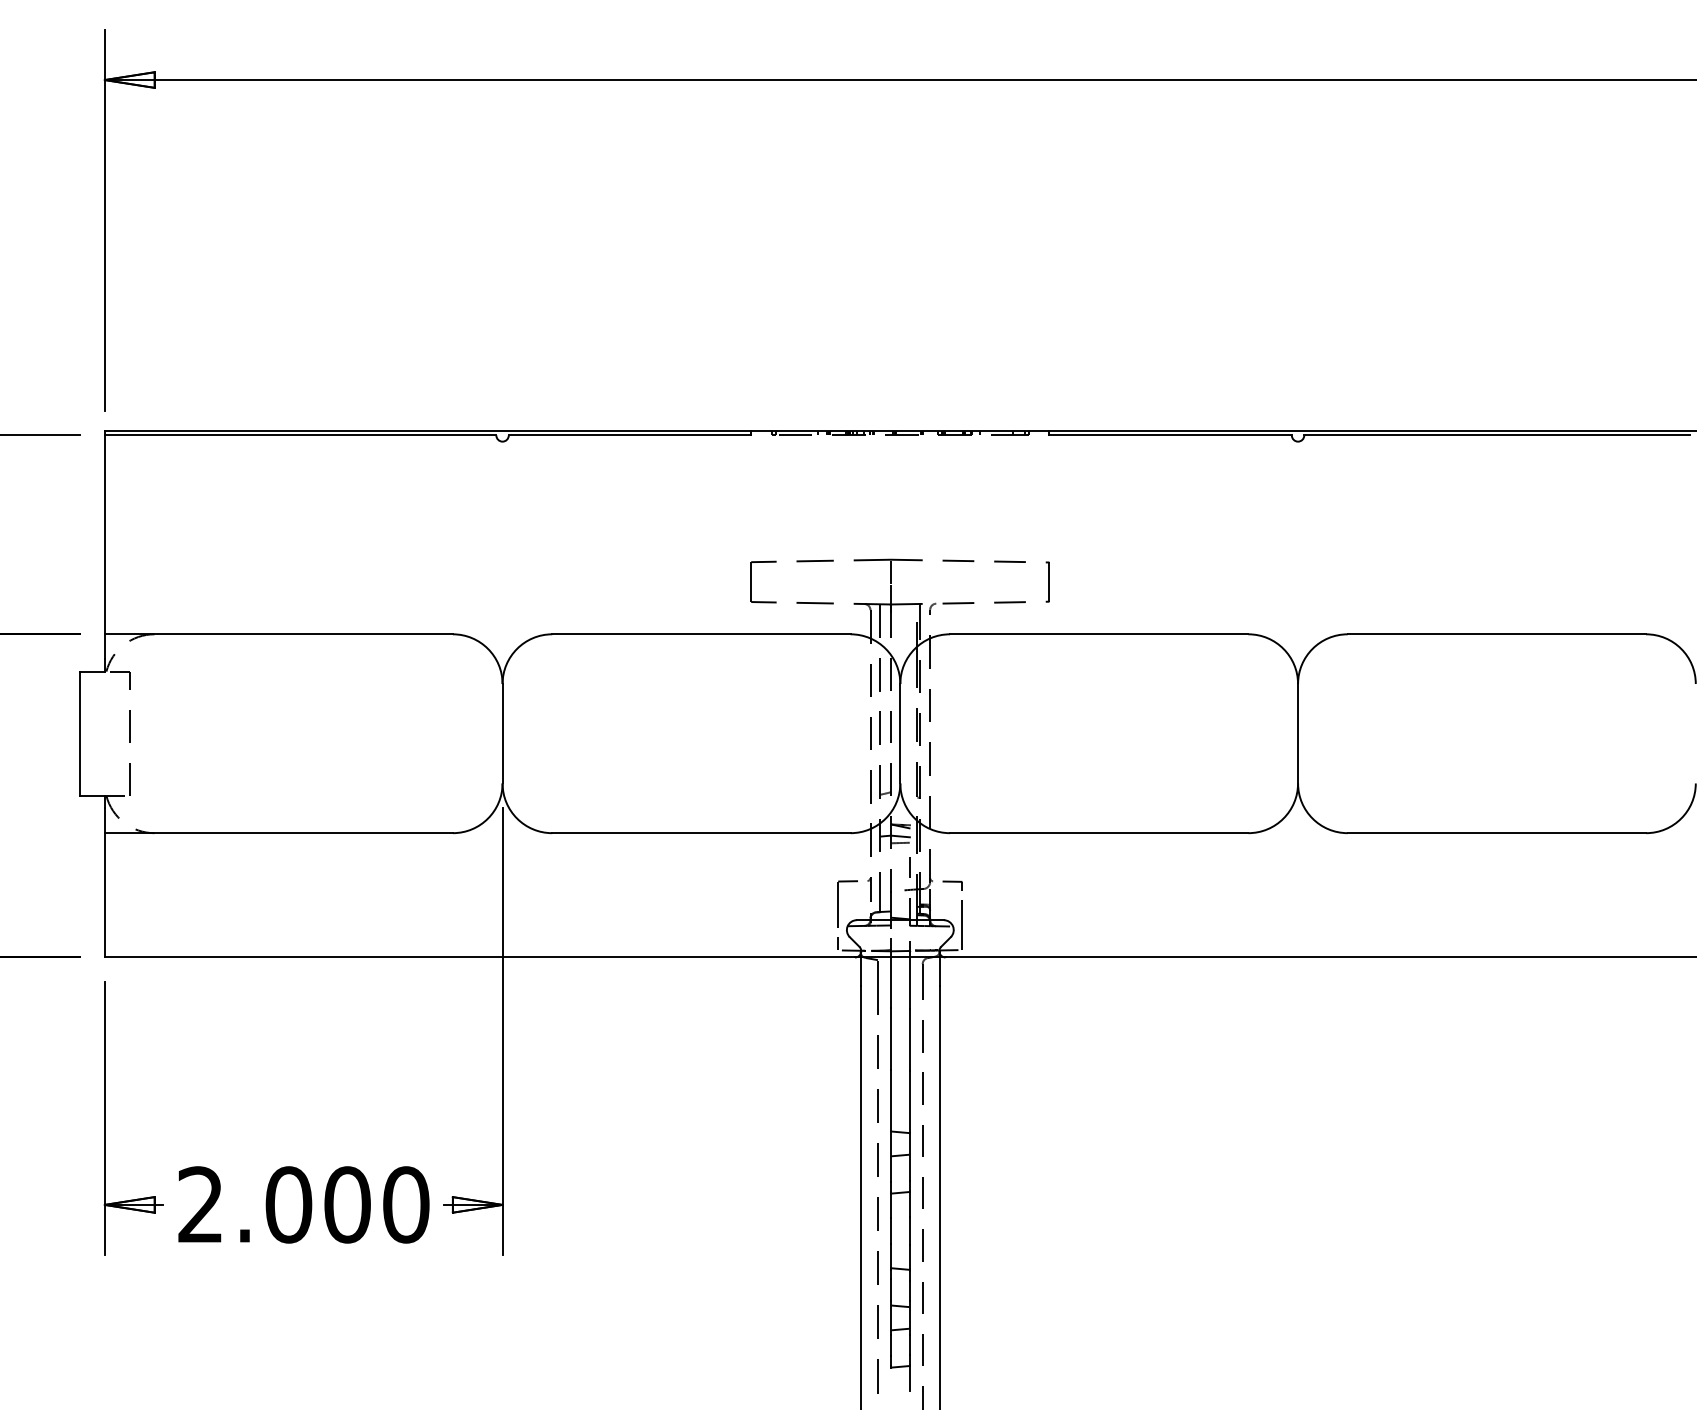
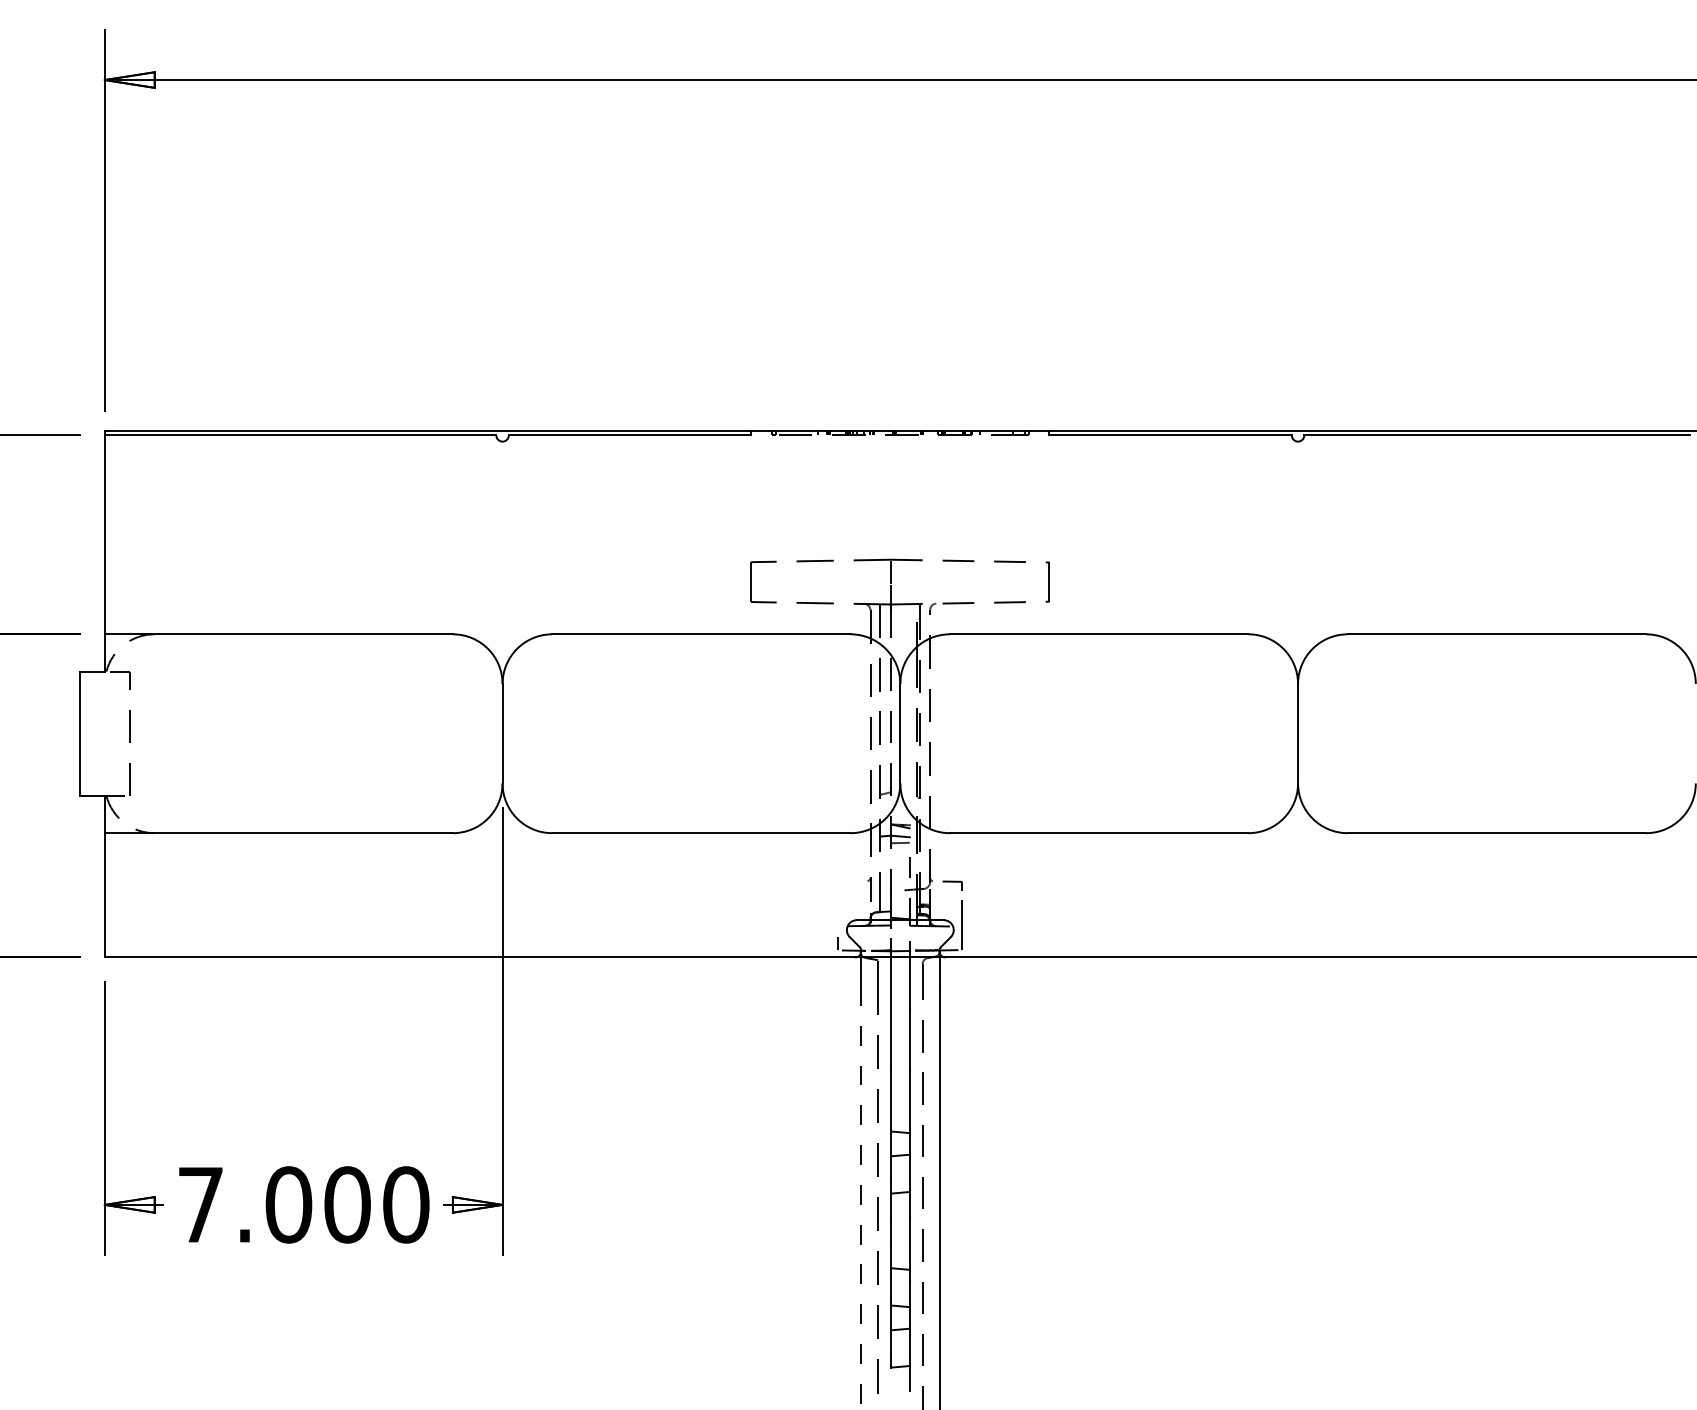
part: present -> none (838, 903)
line: solid -> dashed (860, 1197)
text: 2.000 -> 7.000 (200, 1204)
